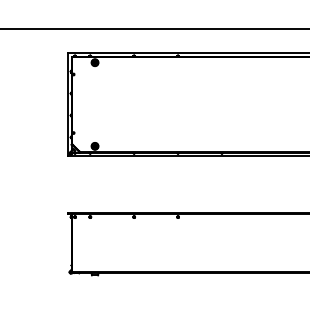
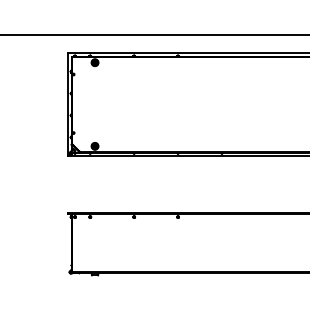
line position: (154, 28) -> (154, 34) (154, 34)
